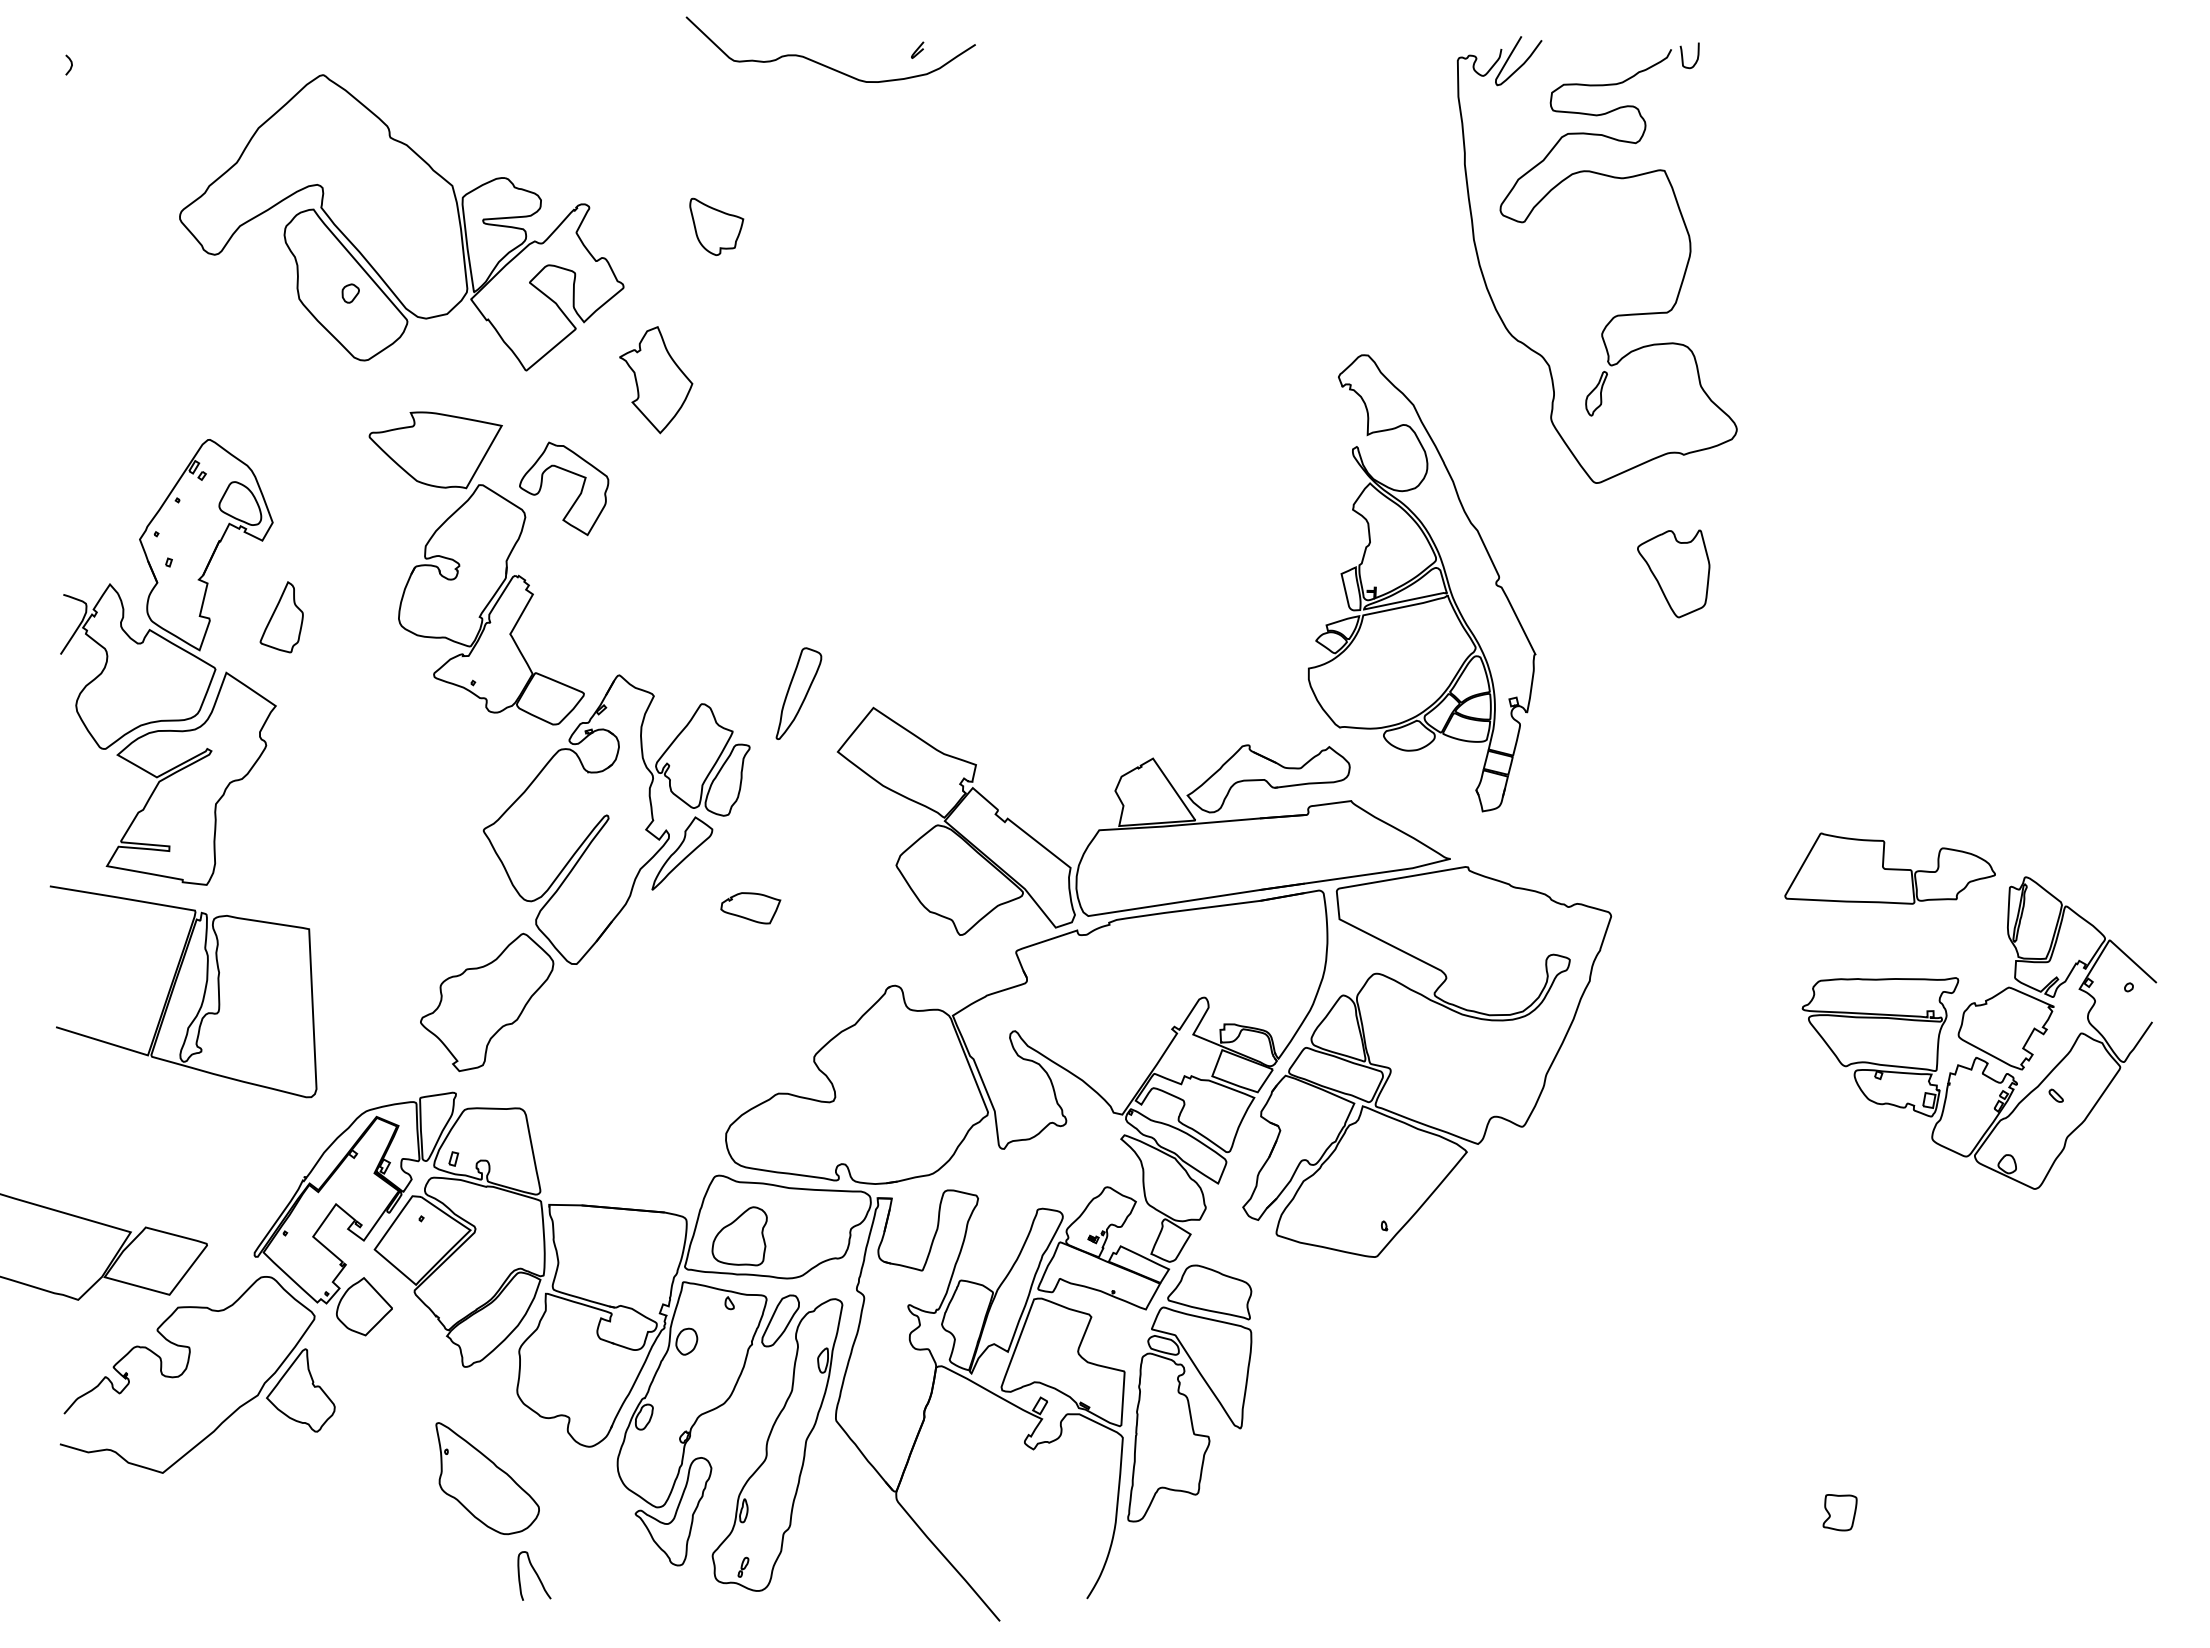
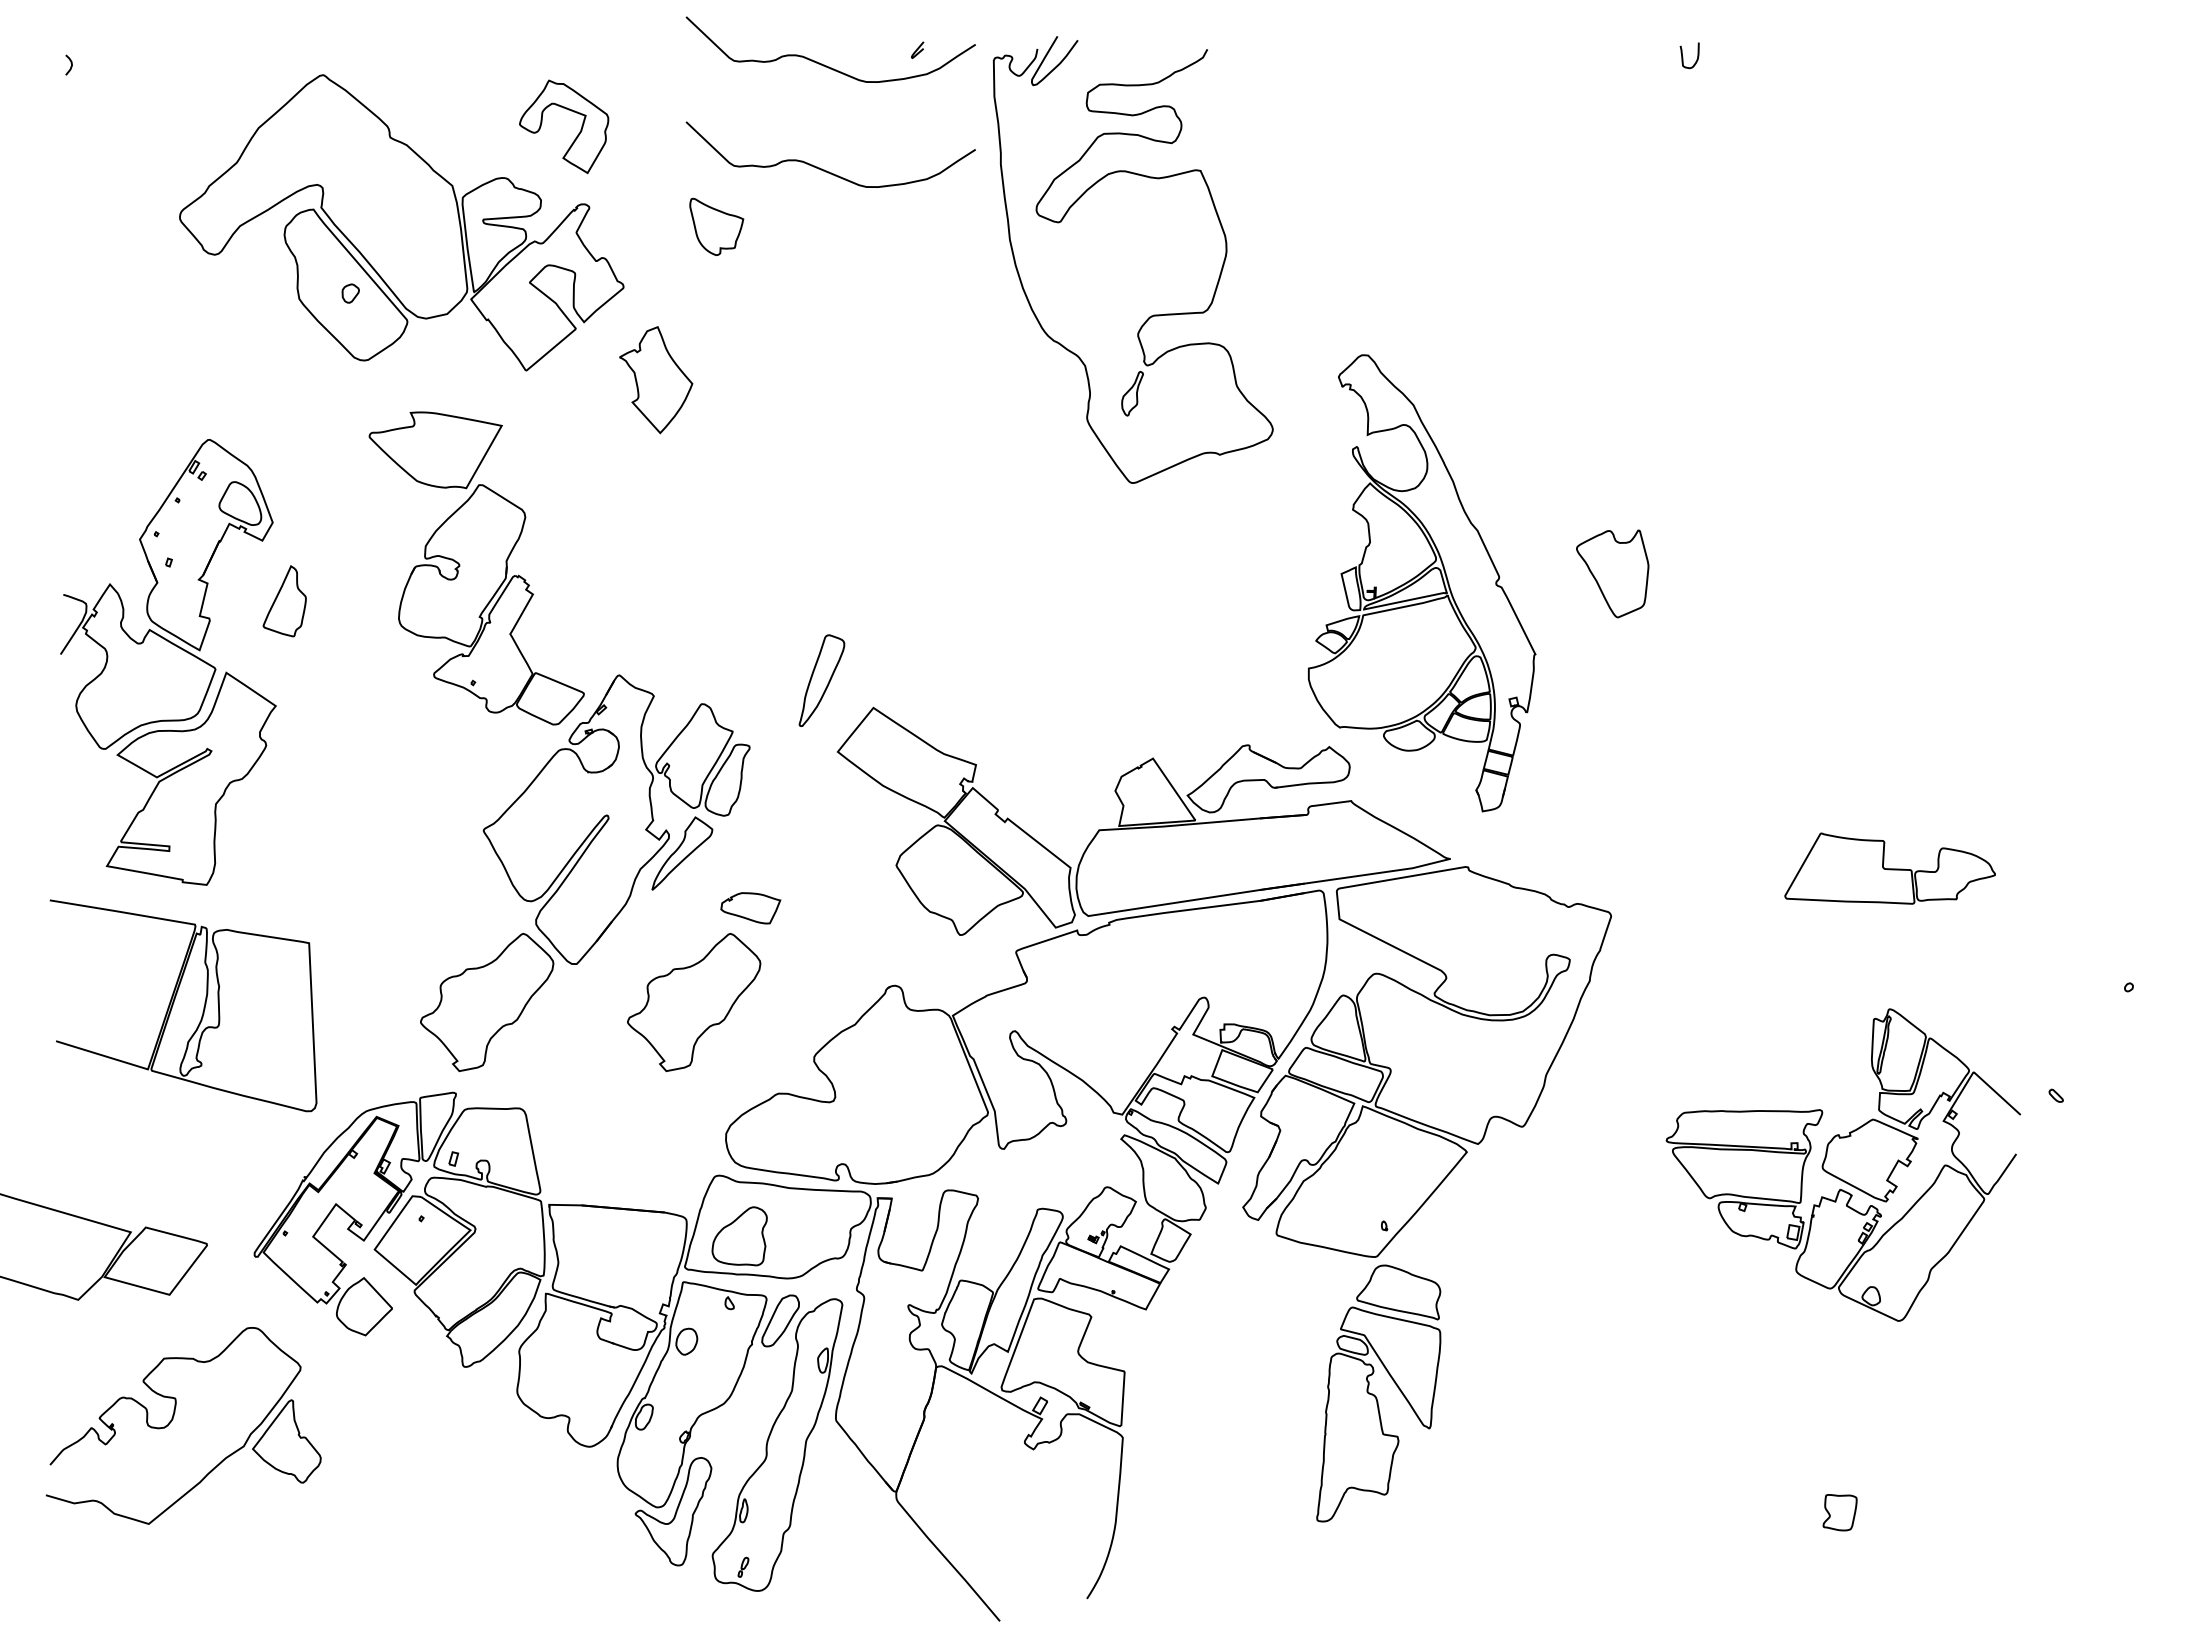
curve: none -> present (822, 168)
part position: (1617, 314) -> (1153, 314) (1153, 314)
part position: (577, 496) -> (577, 134) (577, 134)
part position: (1673, 573) -> (1612, 573) (1612, 573)
part position: (281, 617) -> (284, 601) (284, 601)
part position: (798, 693) -> (821, 680) (821, 680)
part position: (183, 991) -> (183, 1005) (183, 1005)
part: none -> present (694, 1002)
part position: (1979, 1032) -> (1843, 1164) (1843, 1164)
part position: (187, 1368) -> (173, 1419) (173, 1419)
part position: (1189, 1393) -> (1378, 1393) (1378, 1393)
part: present -> none (487, 1478)
curve: present -> none (536, 1575)
